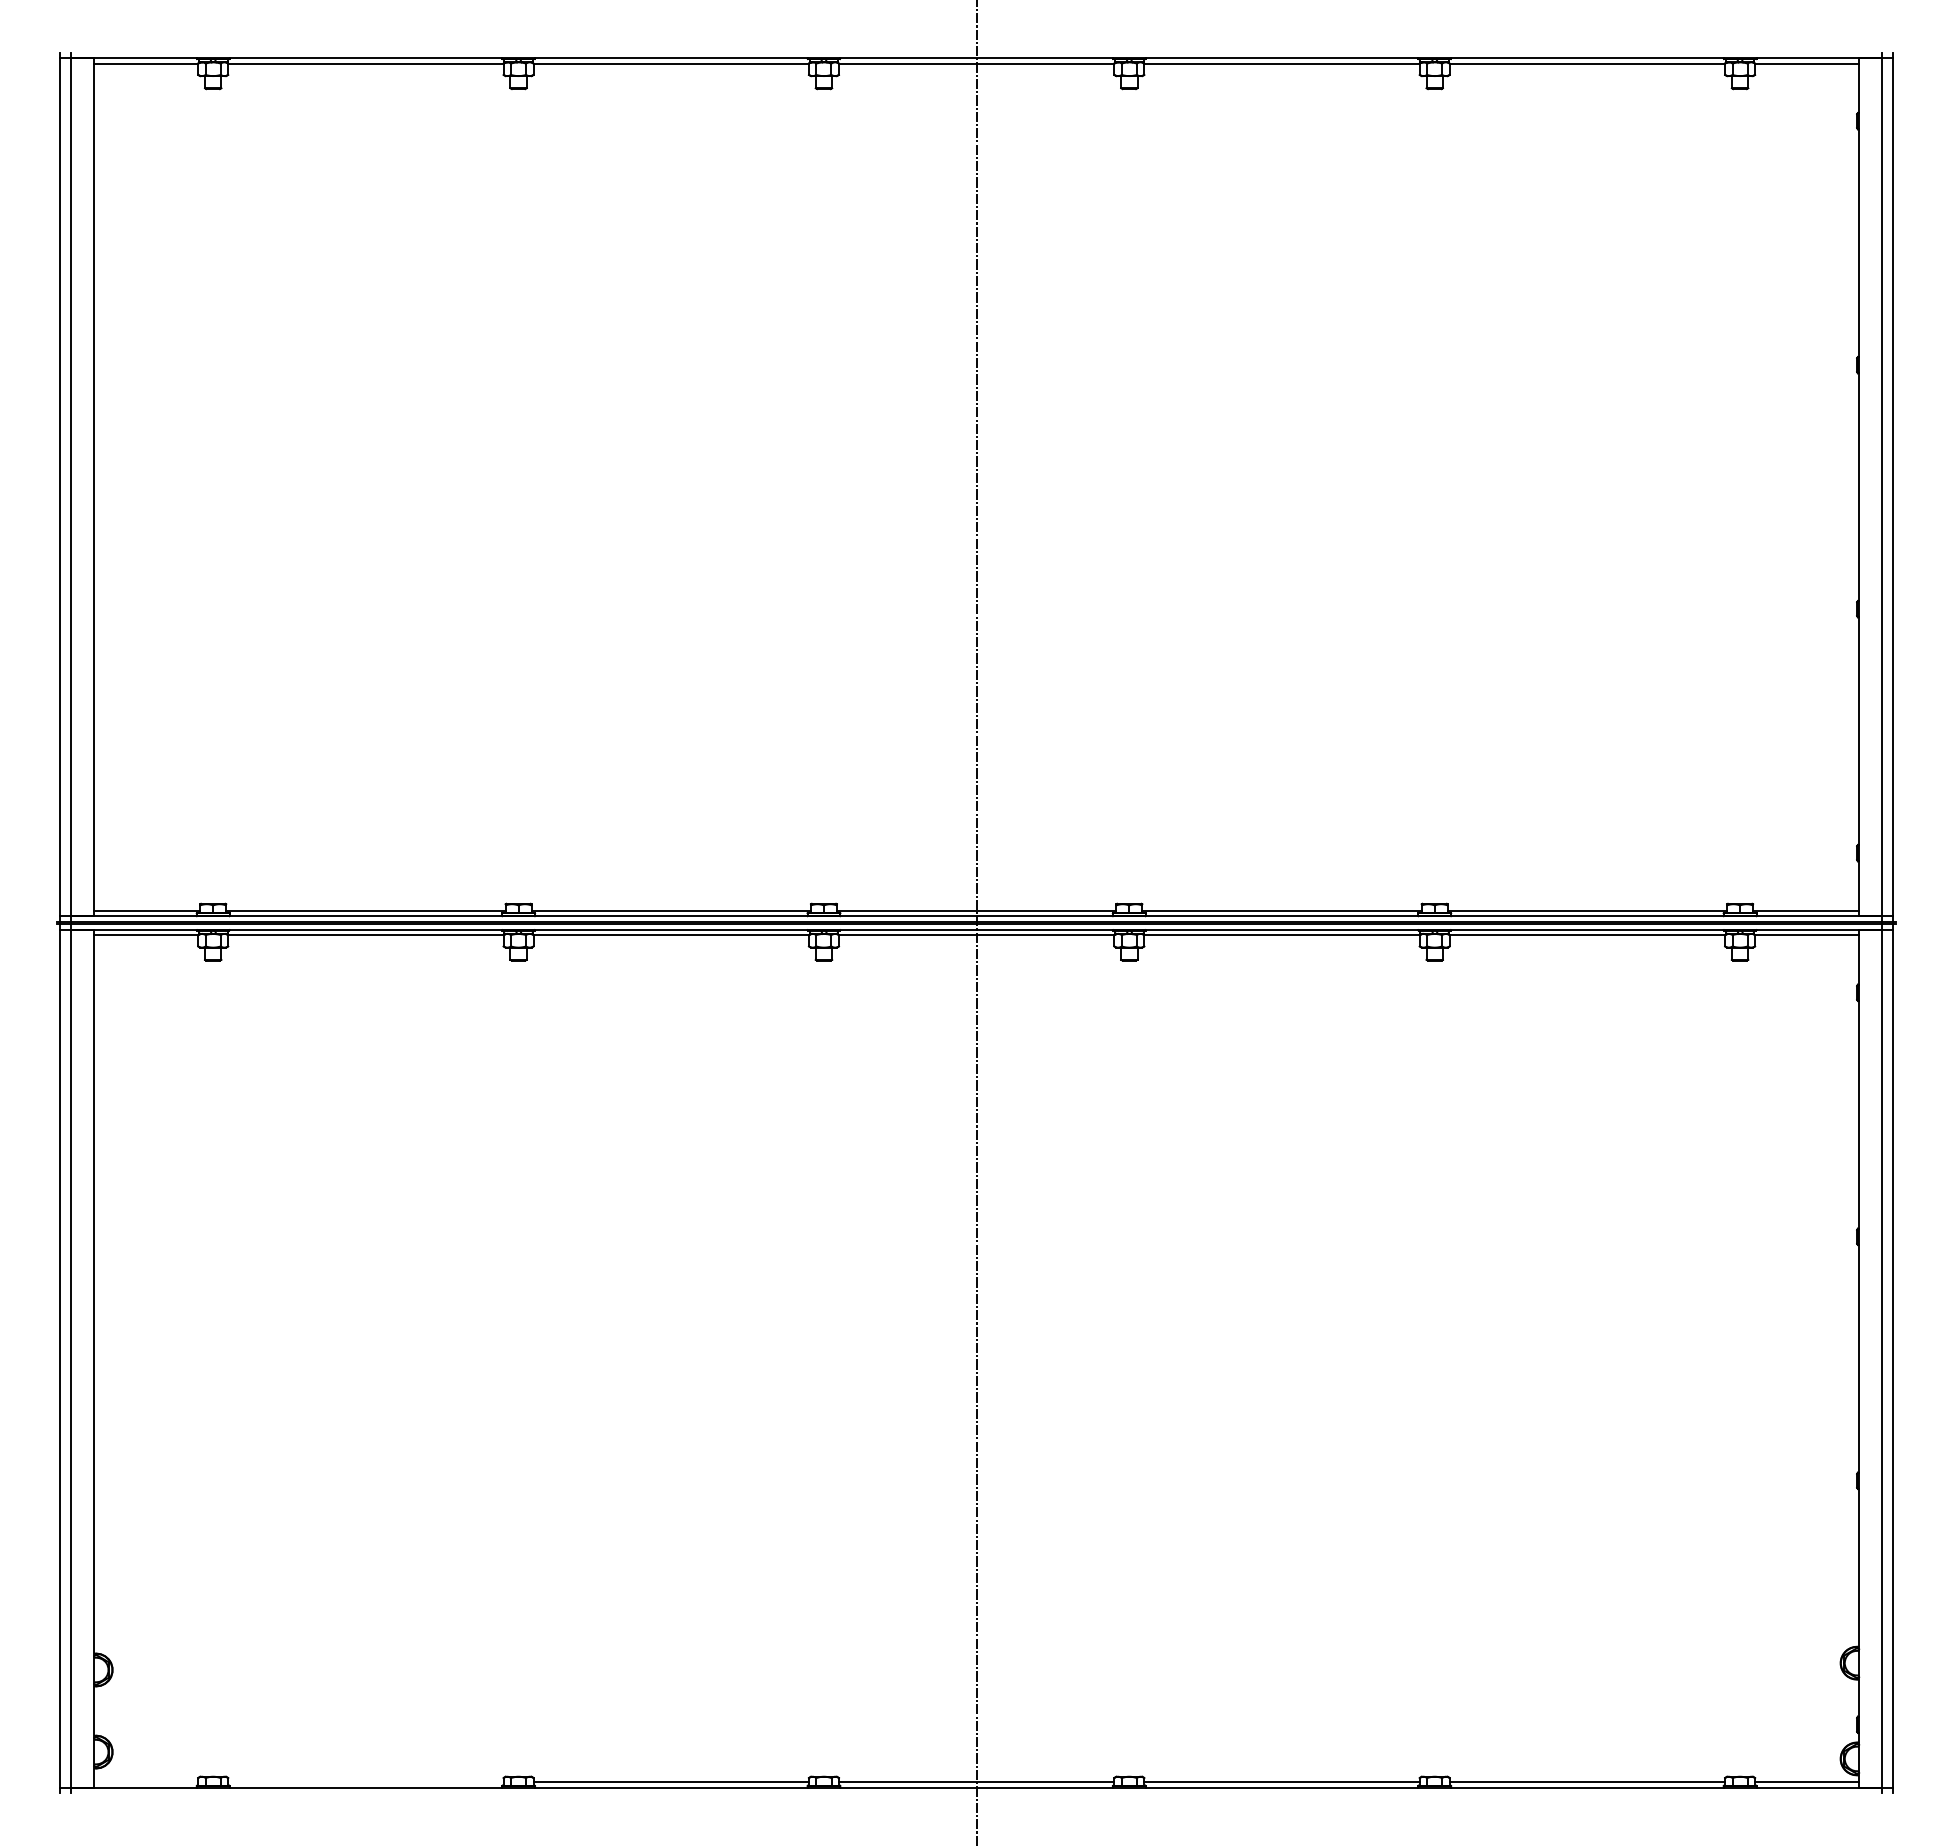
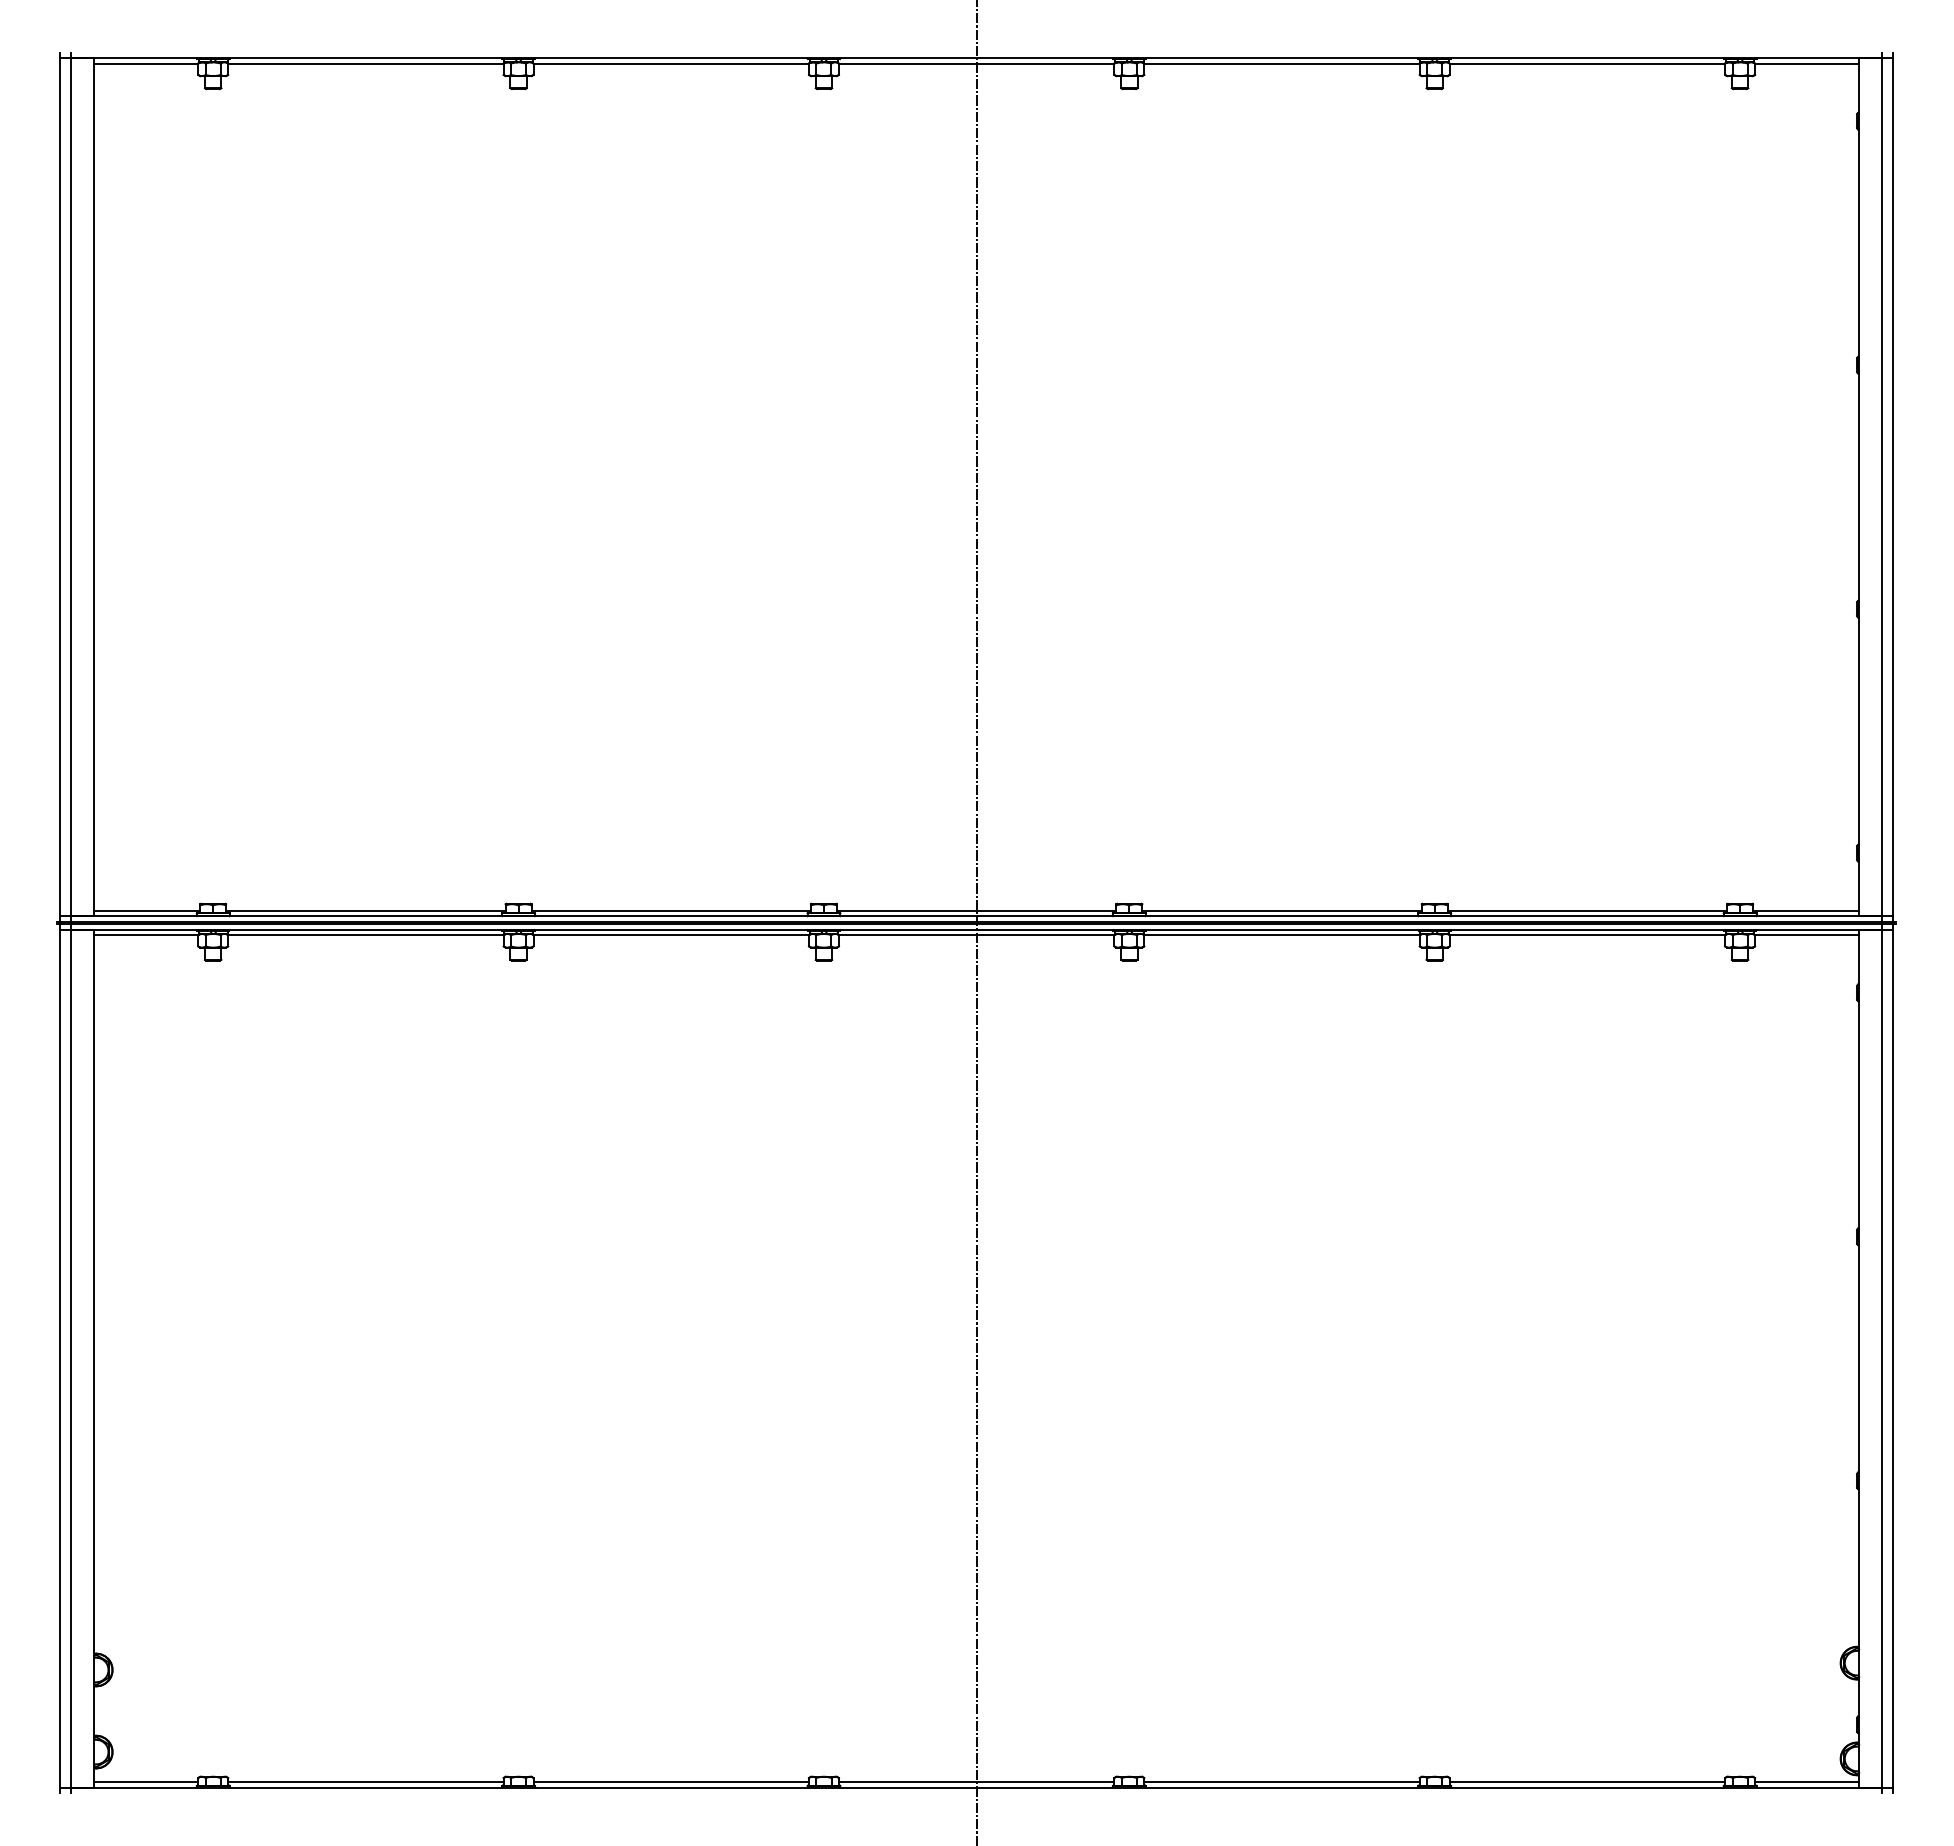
line: none -> present (146, 1782)
line: none -> present (365, 1782)
